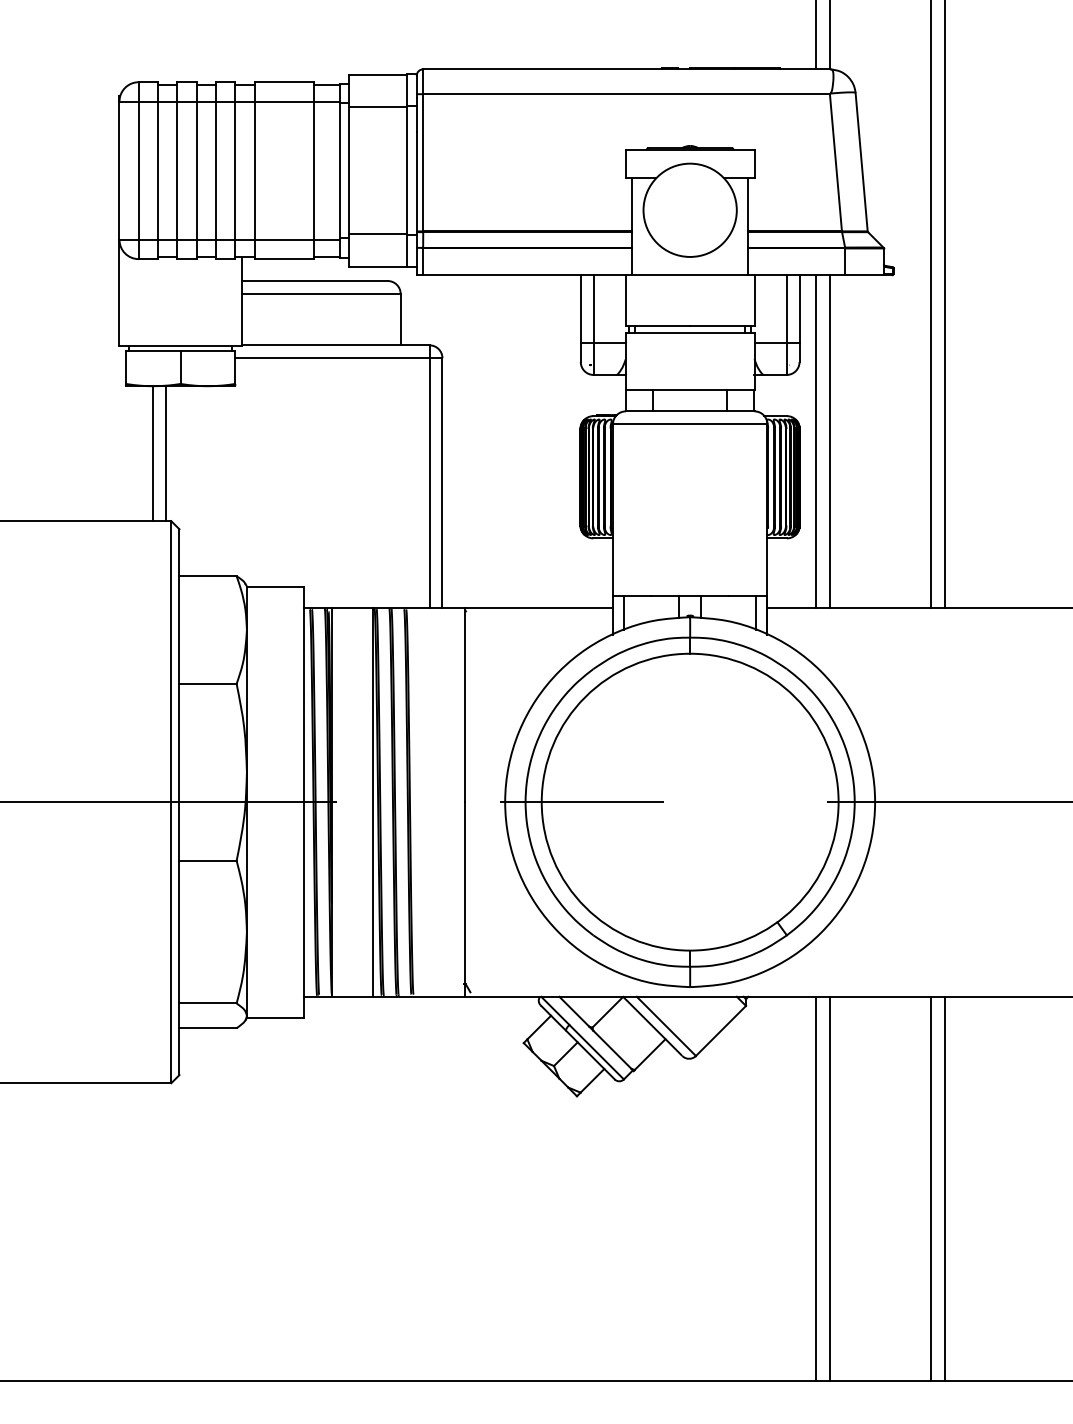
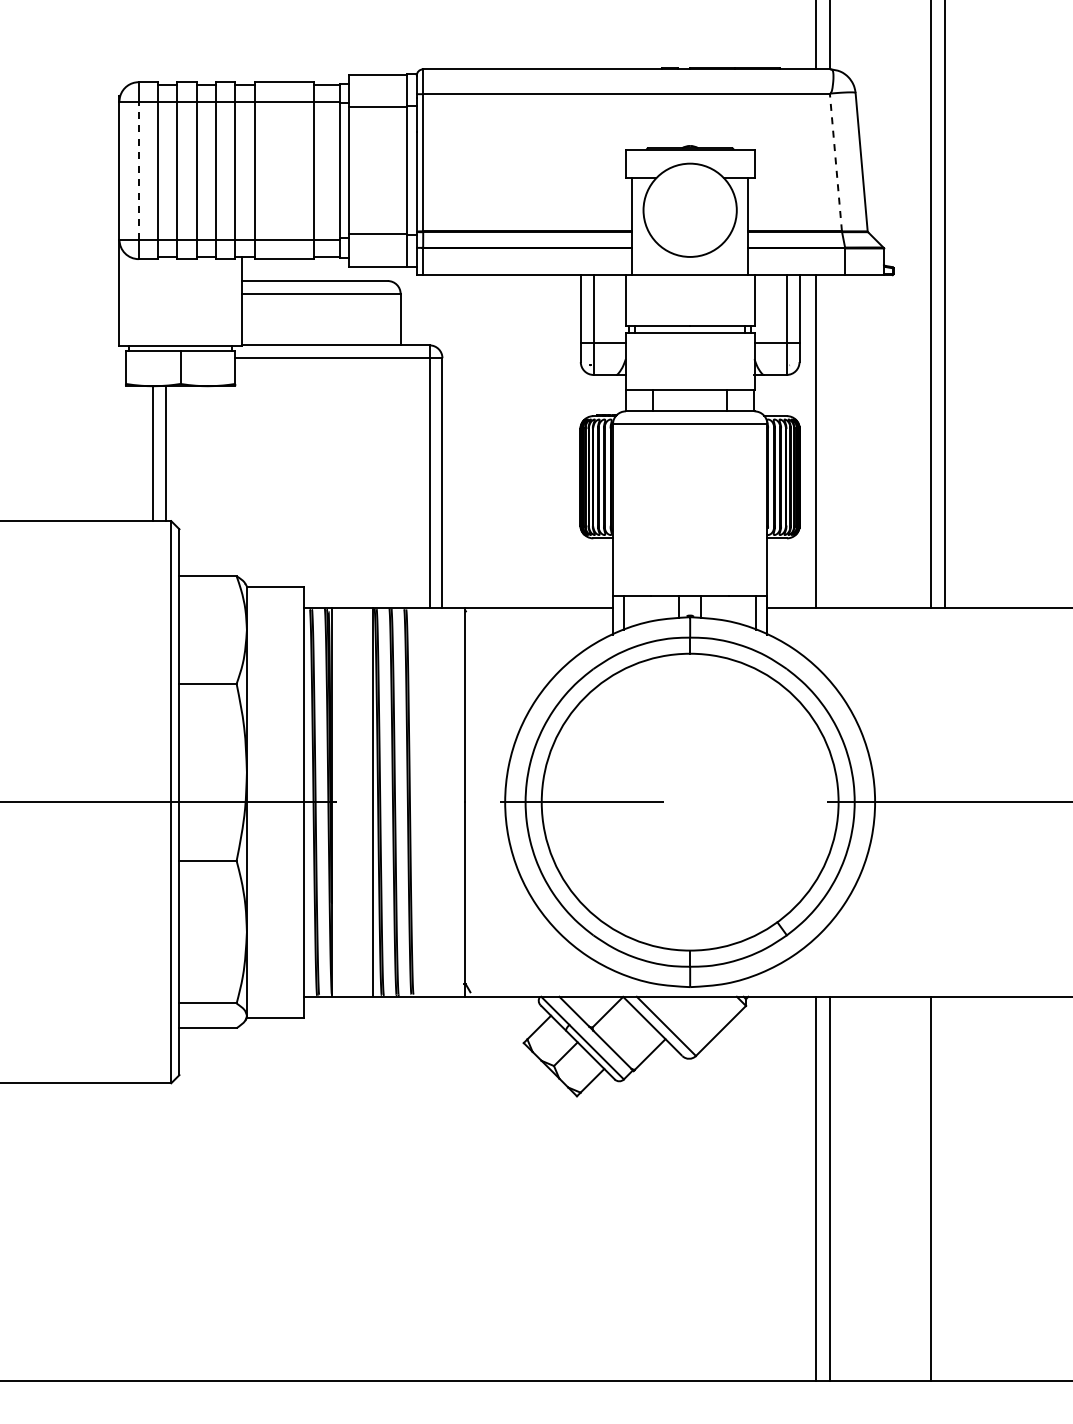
line: solid -> dashed (835, 162)
line: solid -> dashed (138, 170)
line: present -> none (829, 441)
line: present -> none (944, 1188)
